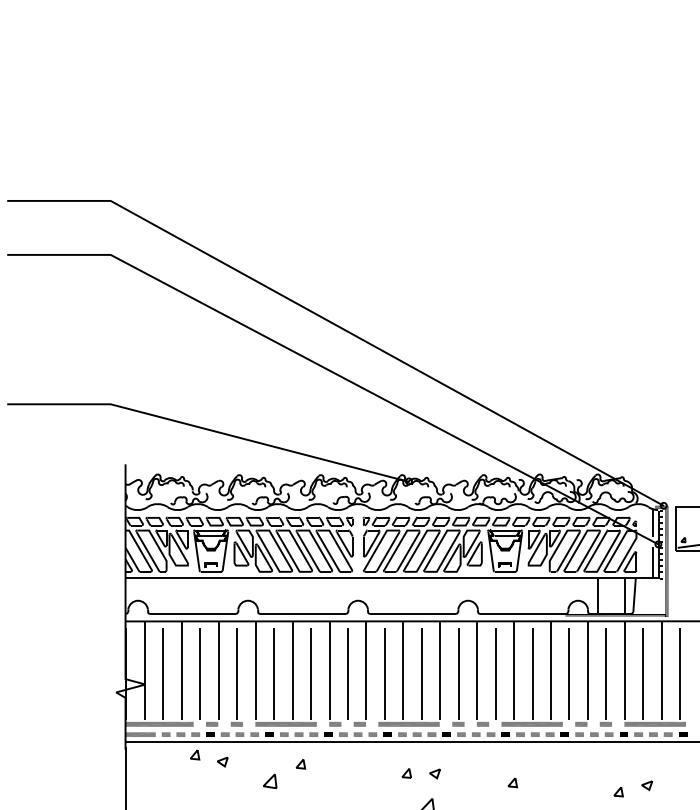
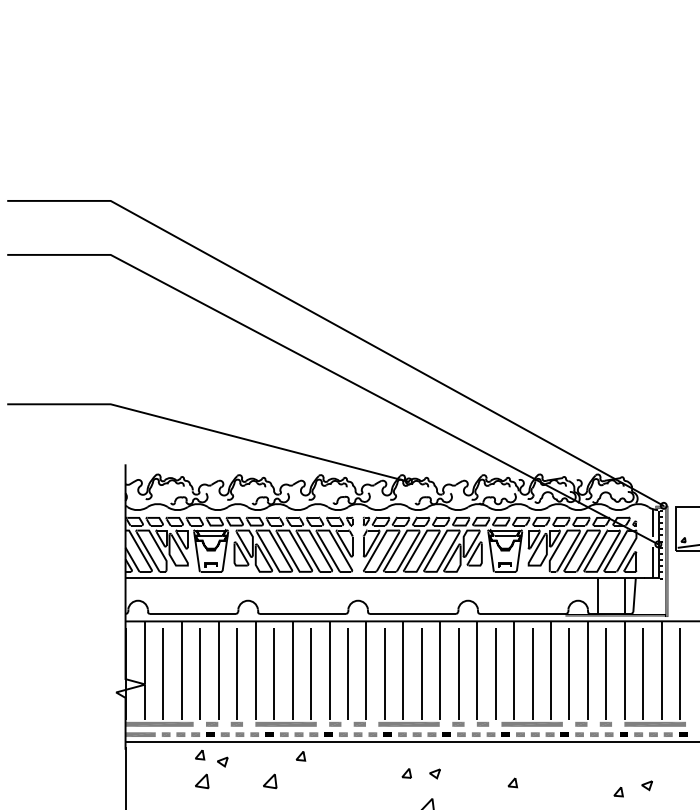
part position: (195, 755) -> (200, 755) (200, 755)
part position: (300, 764) -> (300, 756) (300, 756)
part: none -> present (202, 781)
